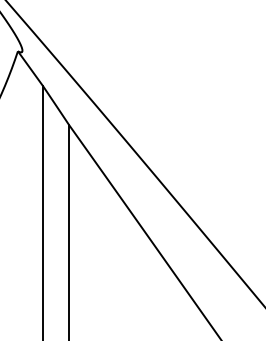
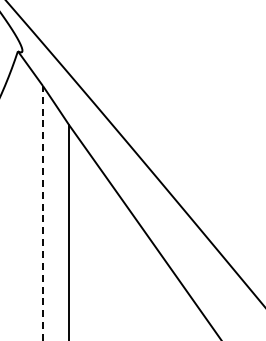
line: solid -> dashed (43, 213)
